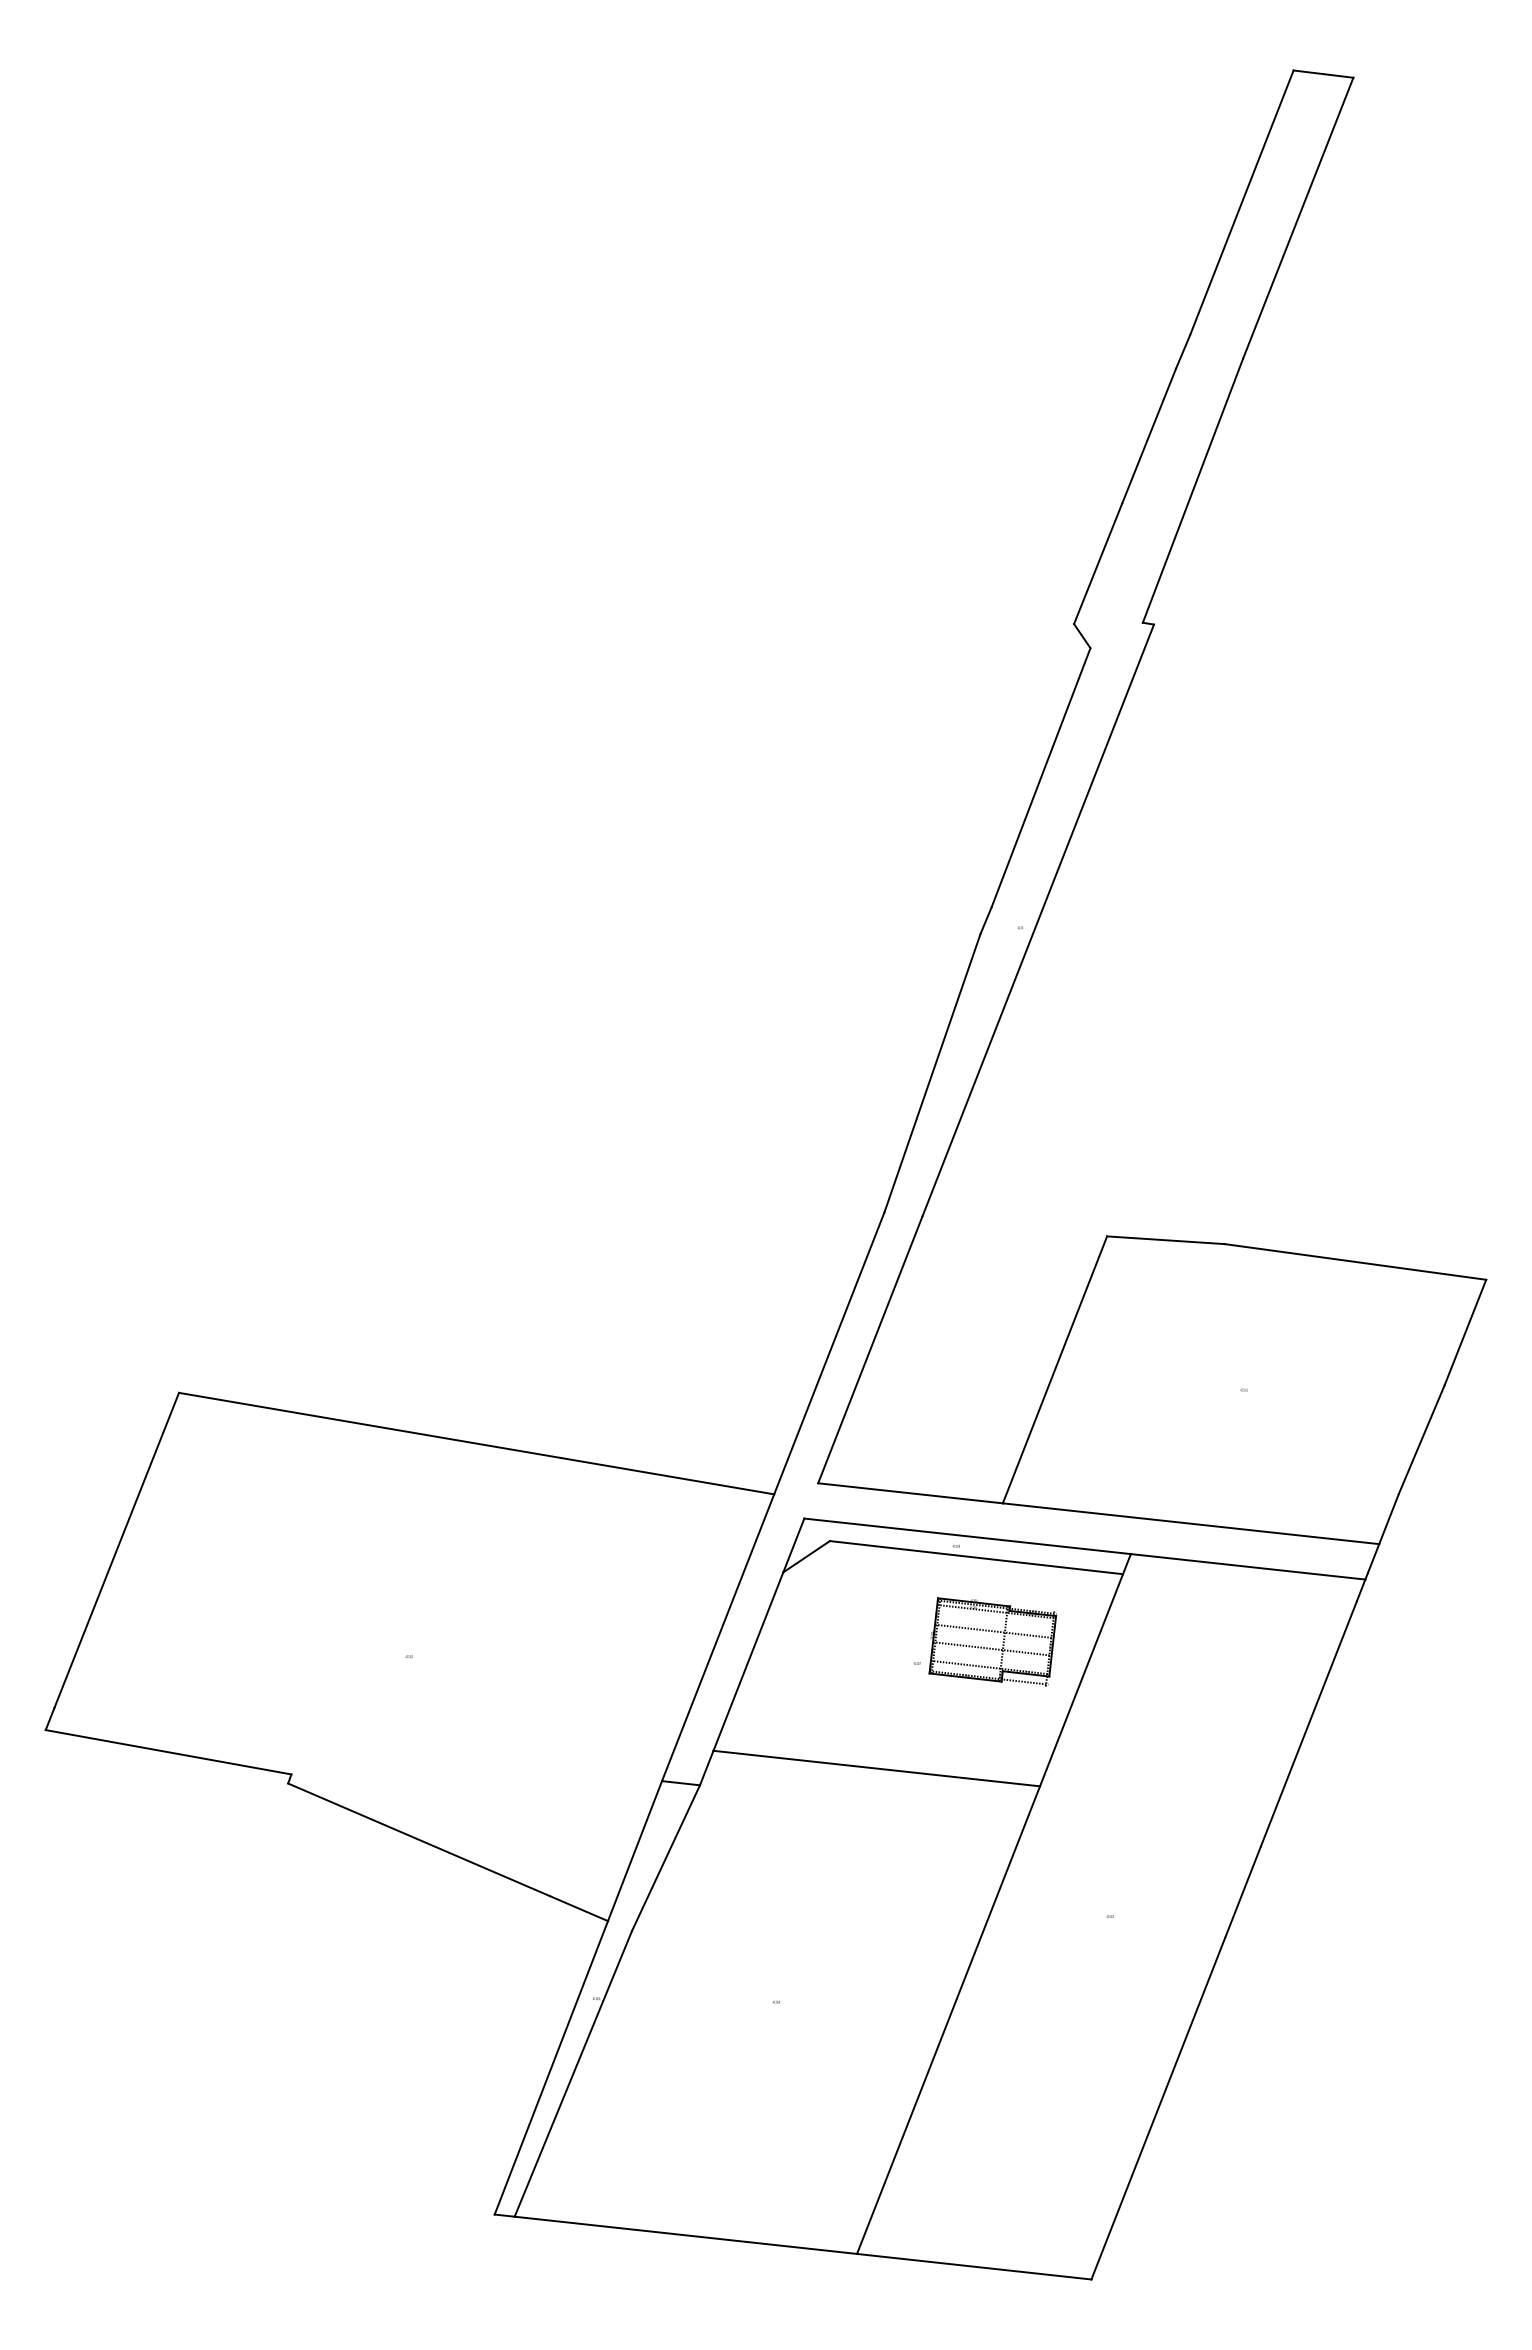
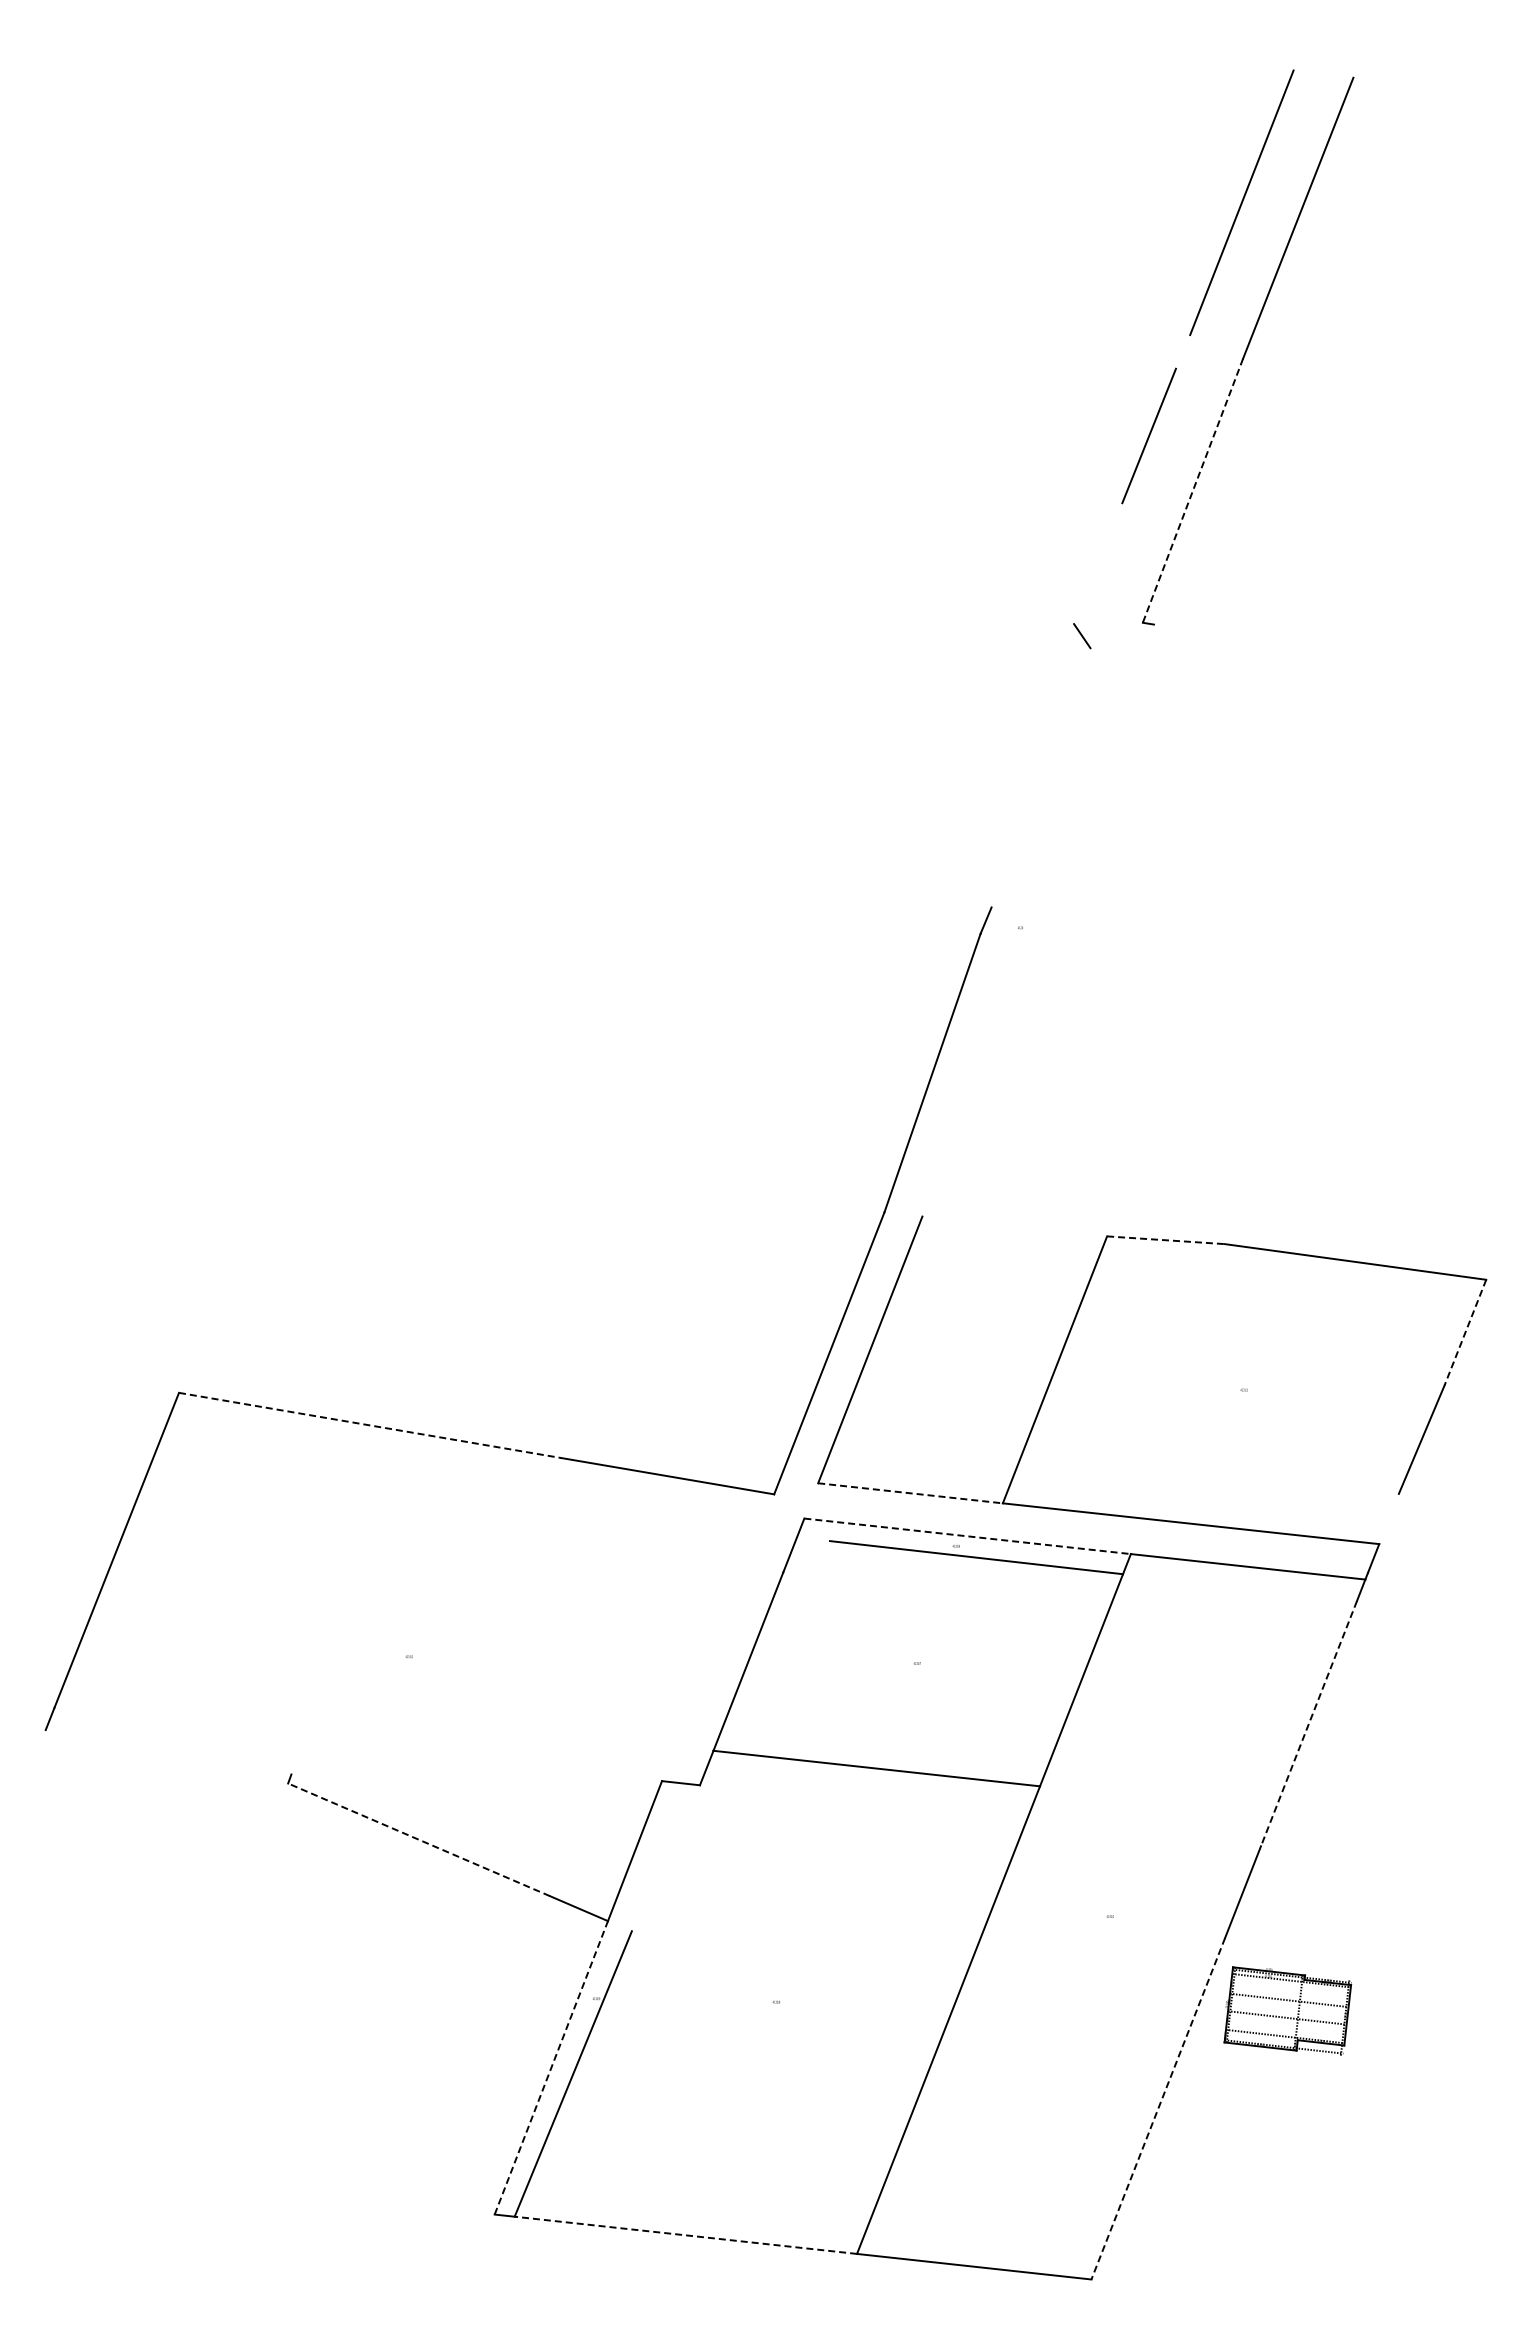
line: present -> none (1323, 73)
line: present -> none (1182, 351)
line: solid -> dashed (1192, 491)
line: present -> none (1098, 563)
line: present -> none (1040, 777)
line: present -> none (1038, 920)
line: solid -> dashed (1166, 1240)
line: solid -> dashed (1465, 1332)
line: solid -> dashed (370, 1425)
line: solid -> dashed (910, 1493)
line: present -> none (1388, 1518)
line: solid -> dashed (968, 1536)
line: present -> none (806, 1556)
line: present -> none (718, 1637)
part position: (992, 1641) -> (1287, 2010) (1287, 2010)
line: solid -> dashed (1308, 1723)
line: present -> none (168, 1752)
line: solid -> dashed (419, 1839)
line: present -> none (665, 1858)
line: solid -> dashed (551, 2067)
line: solid -> dashed (1158, 2109)
line: solid -> dashed (685, 2235)
